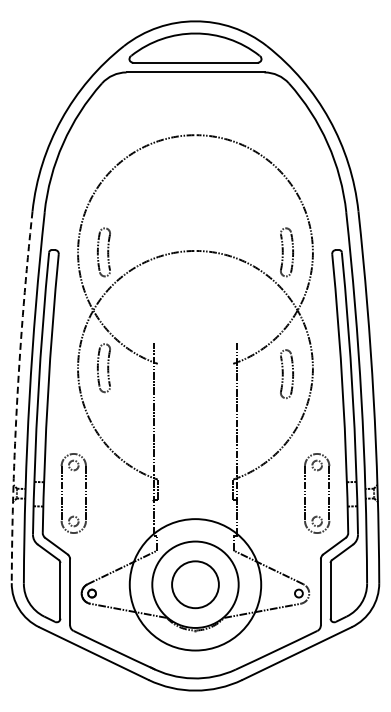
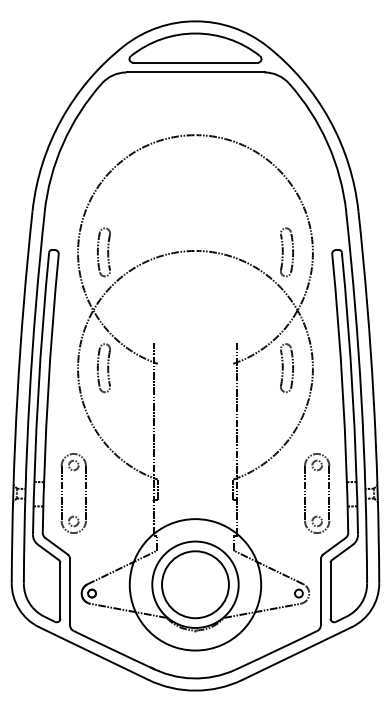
part position: (286, 374) -> (286, 368) (286, 368)
arc: dashed -> solid (17, 397)
circle diameter: 47 px -> 67 px (195, 584)
